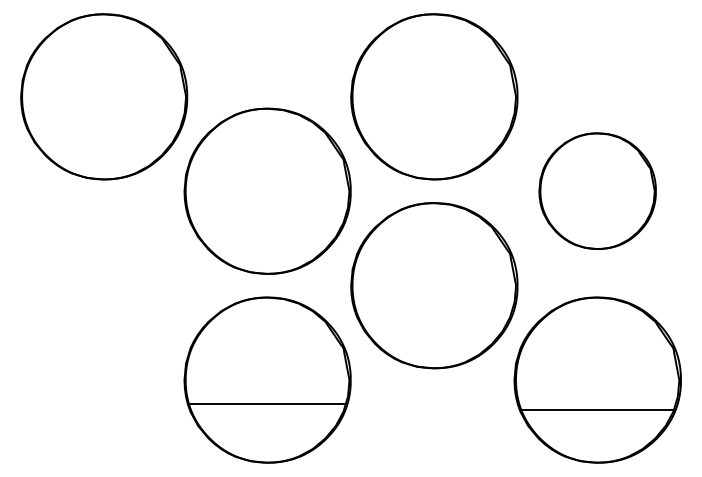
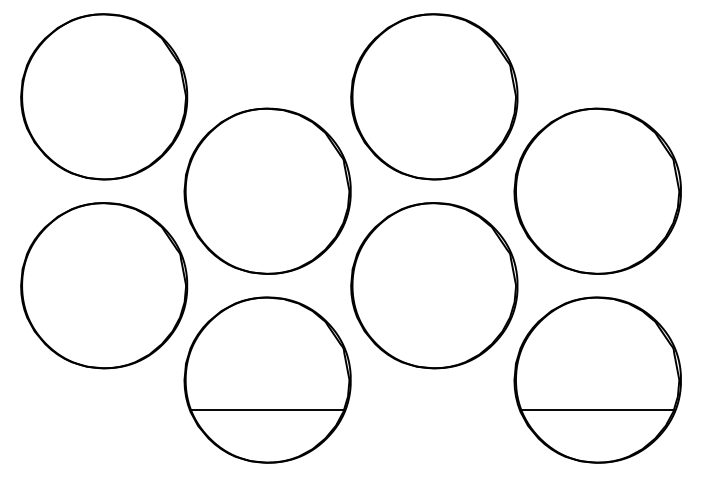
part size: 119x118 px -> 169x168 px (597, 190)
part: none -> present (104, 285)
line position: (267, 403) -> (267, 409) (267, 409)
